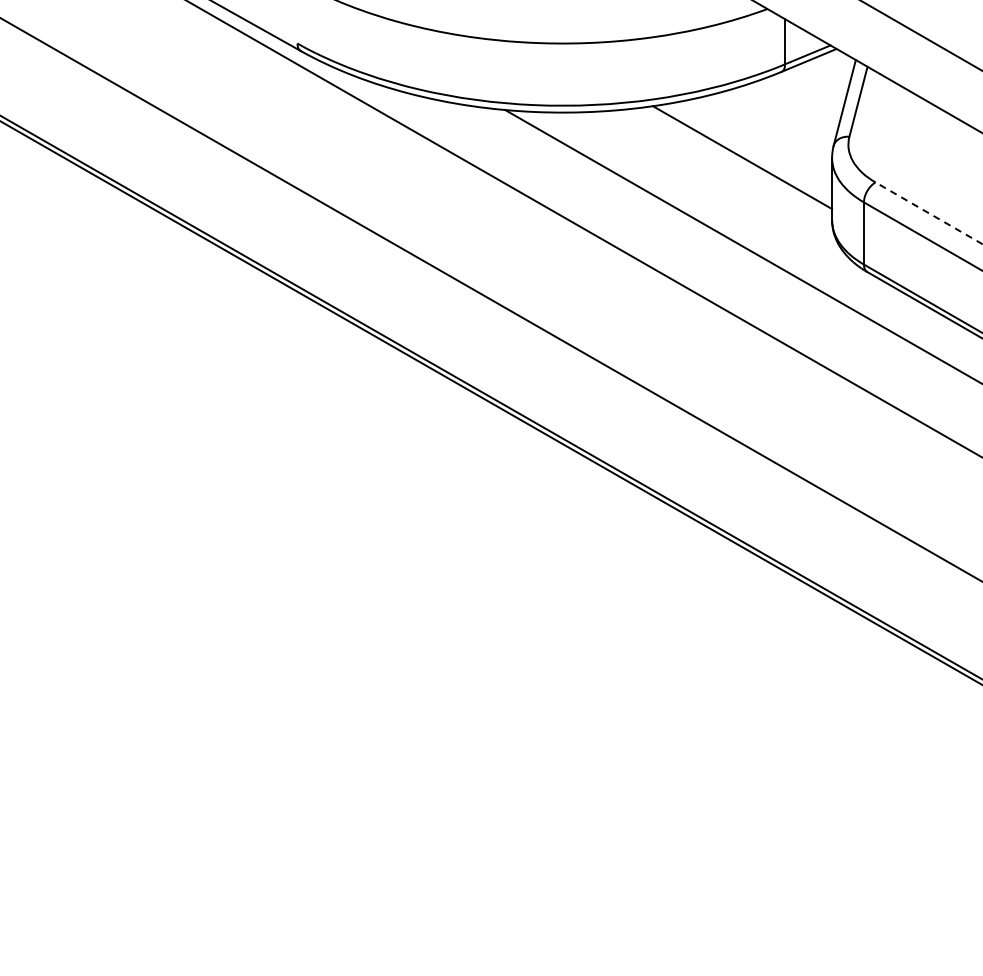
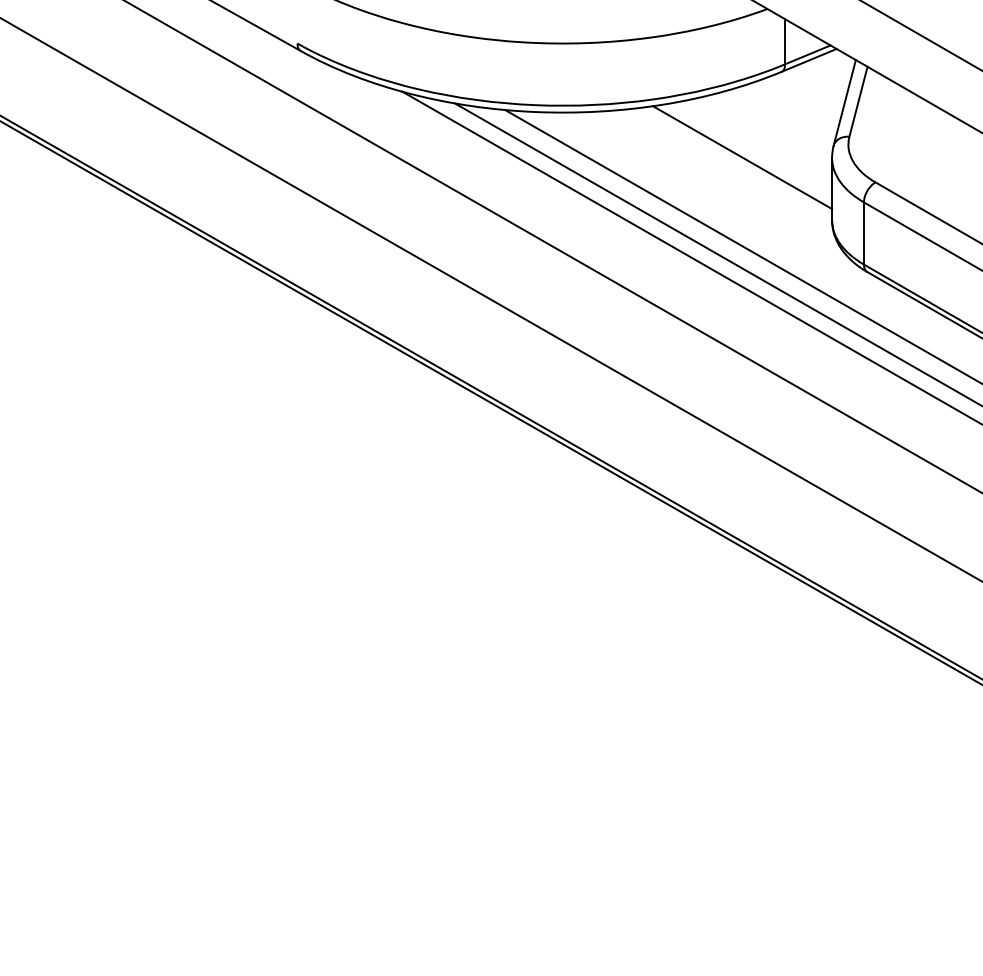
line: dashed -> solid (929, 213)
line position: (584, 228) -> (553, 246) (553, 246)
line: none -> present (716, 253)
line: none -> present (690, 257)
